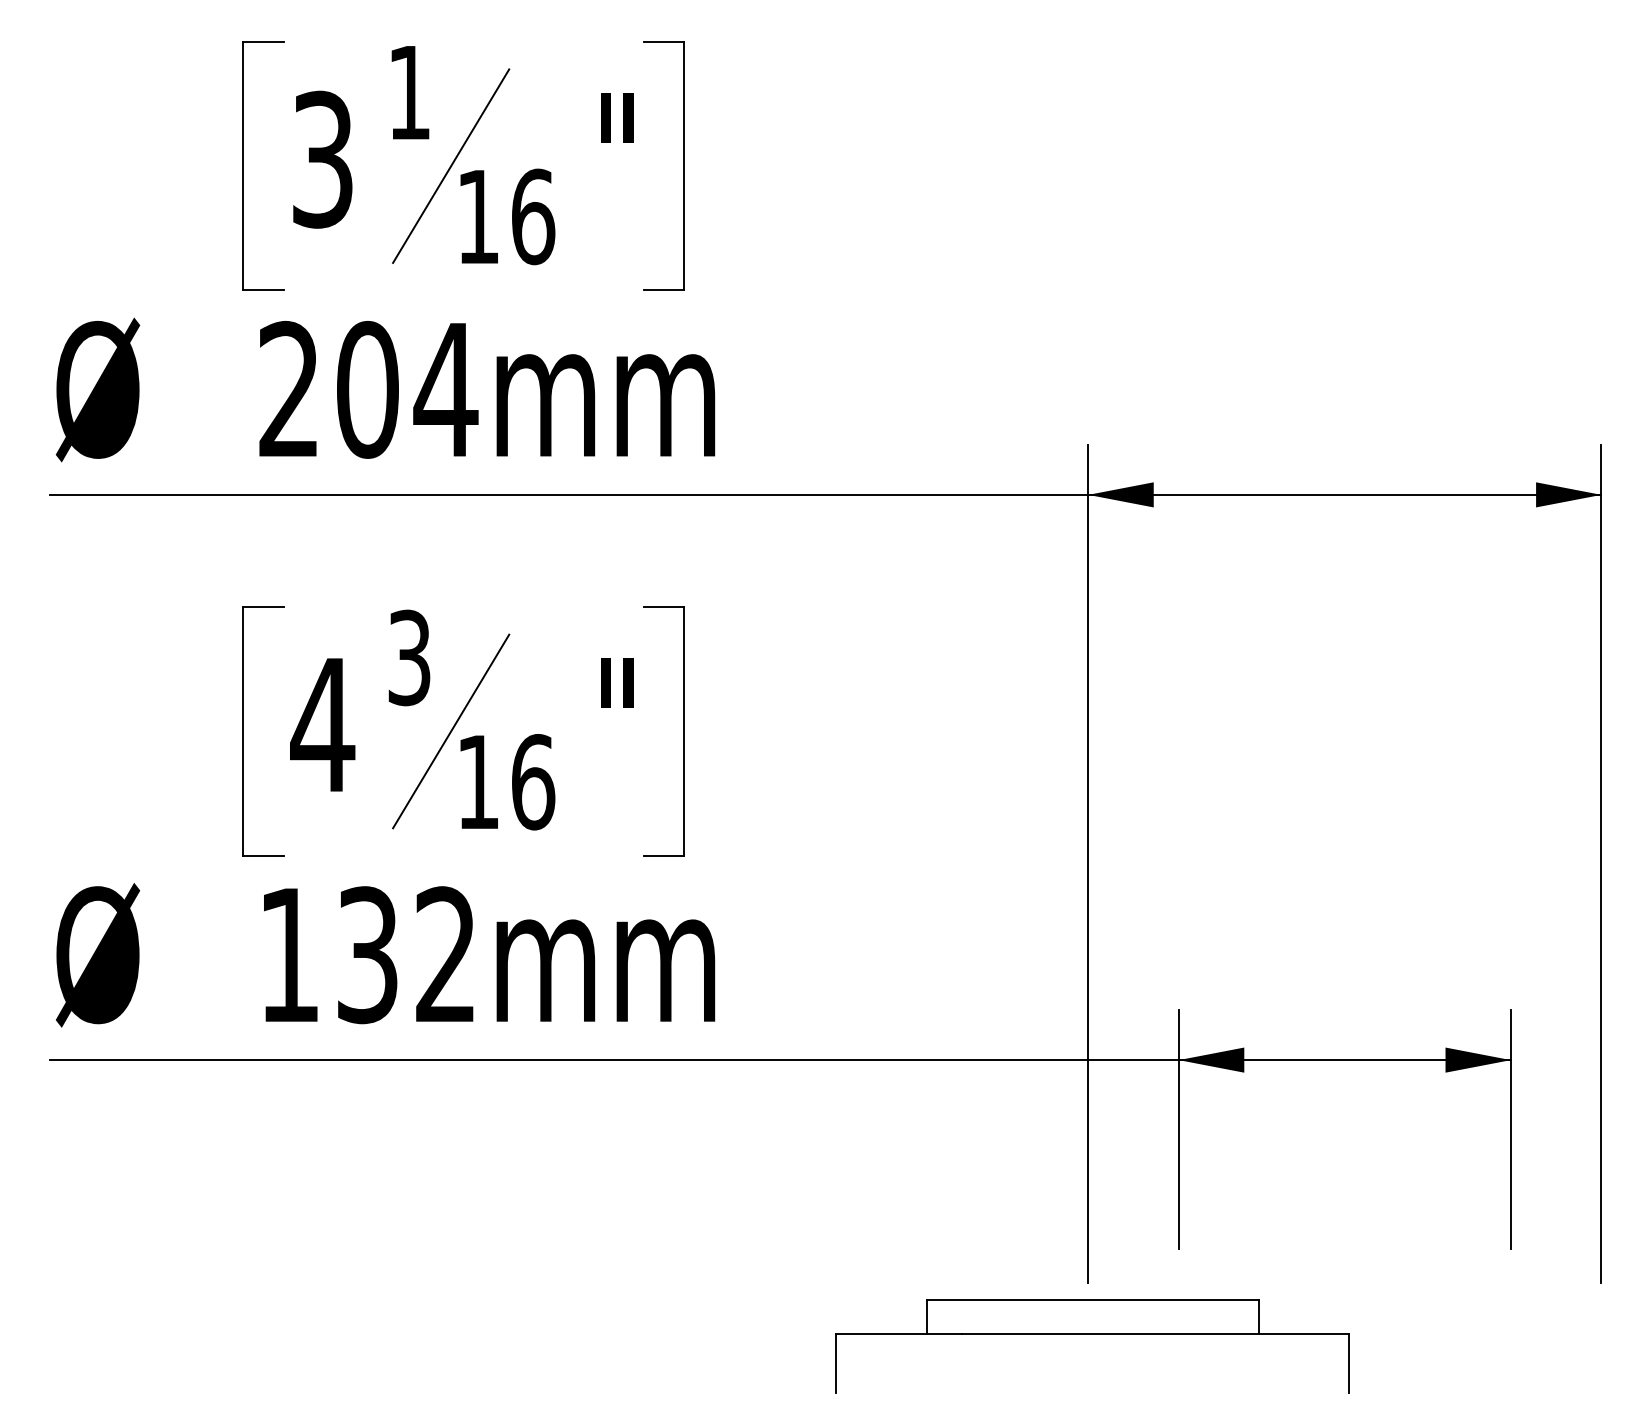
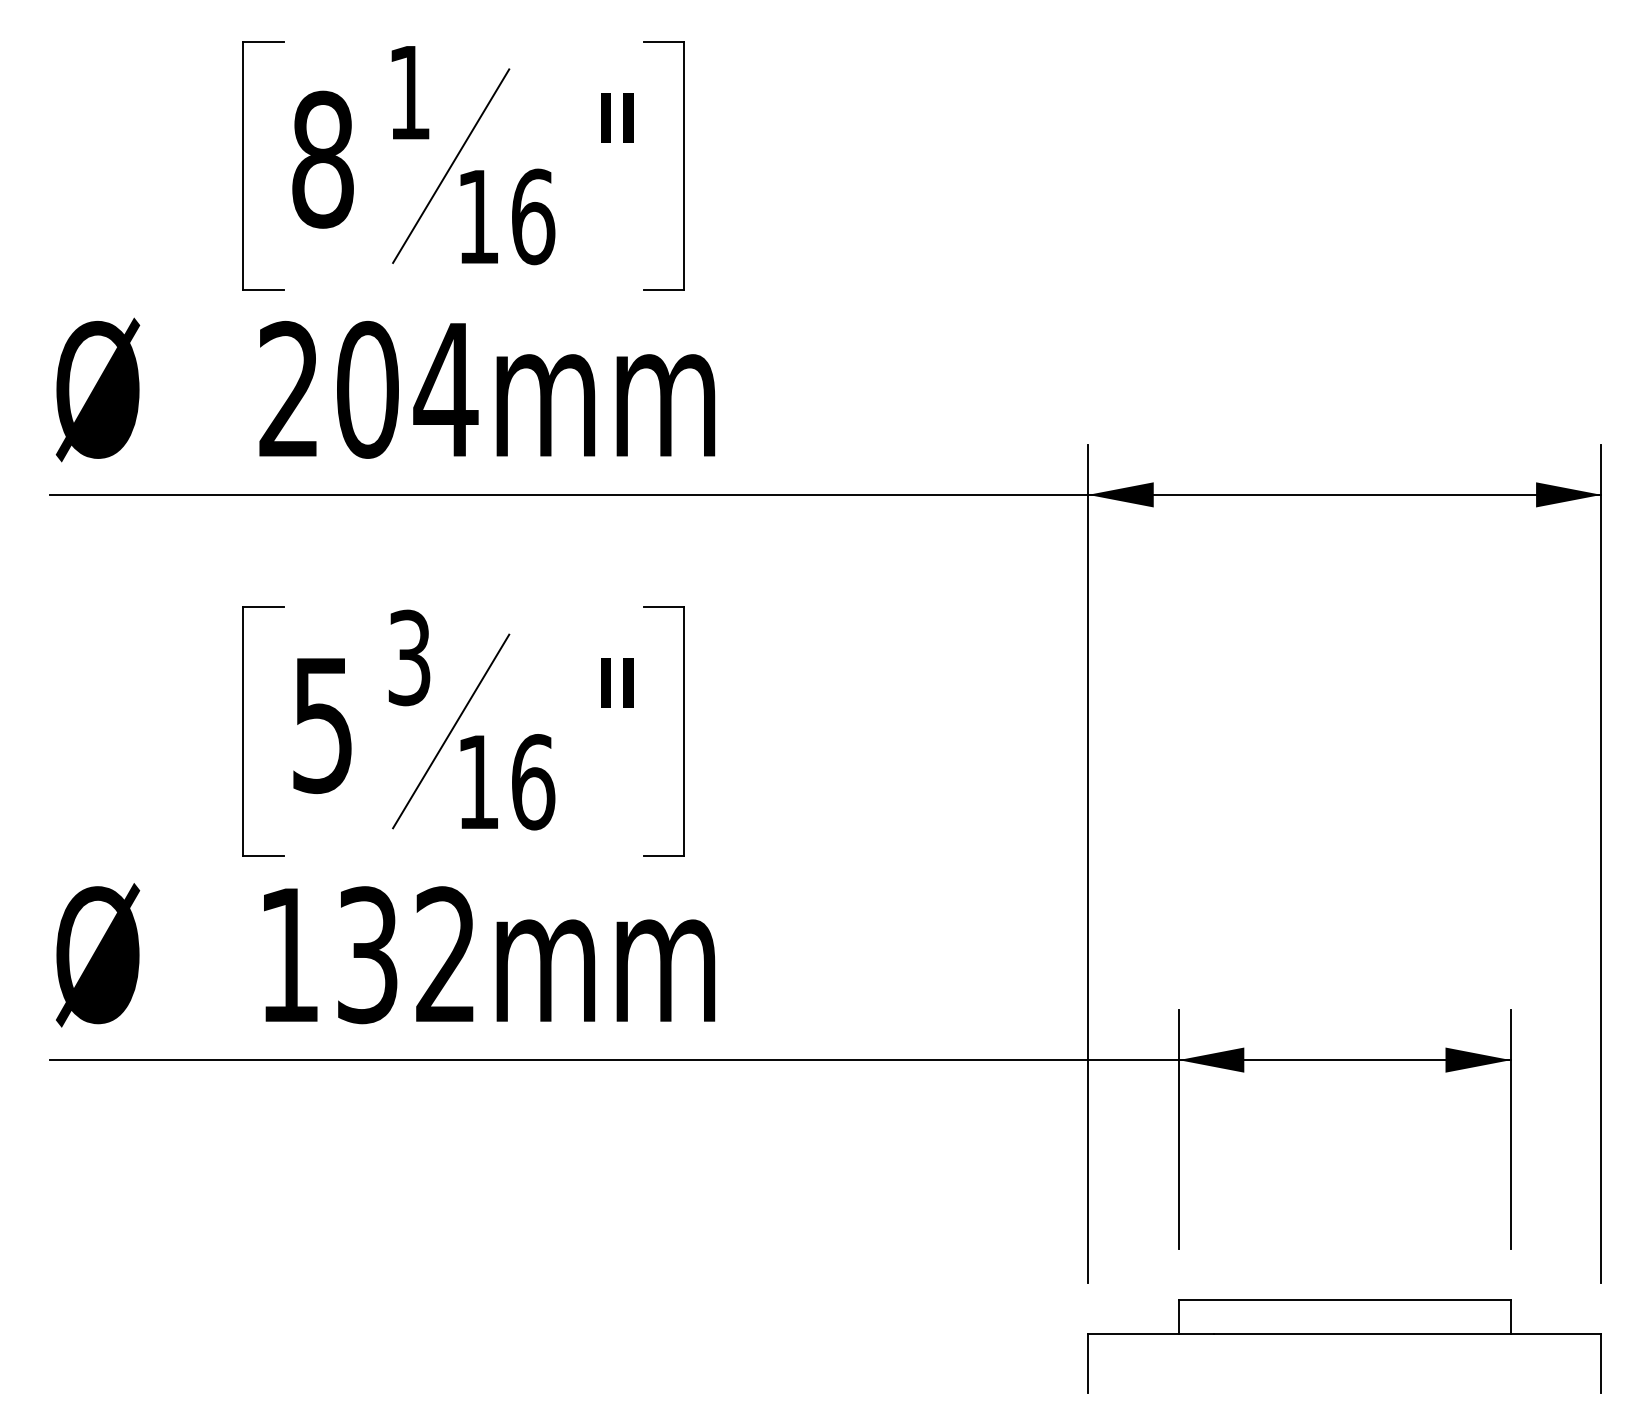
text: 3 -> 8 (322, 159)
text: 4 -> 5 (322, 726)
part position: (1092, 1334) -> (1344, 1334) (1344, 1334)
